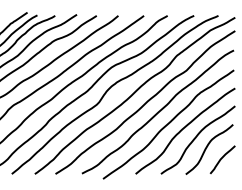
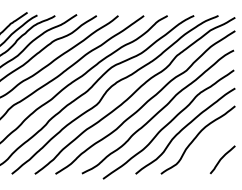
curve: present -> none (207, 147)
